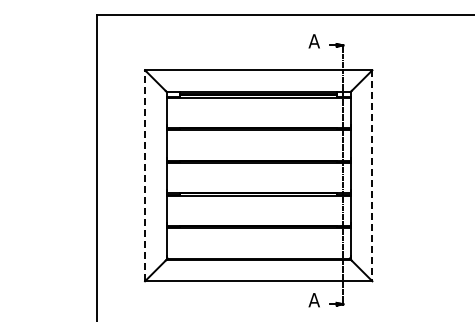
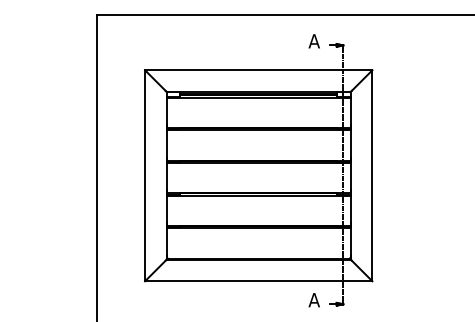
line: dashed -> solid (145, 175)
line: dashed -> solid (372, 175)
